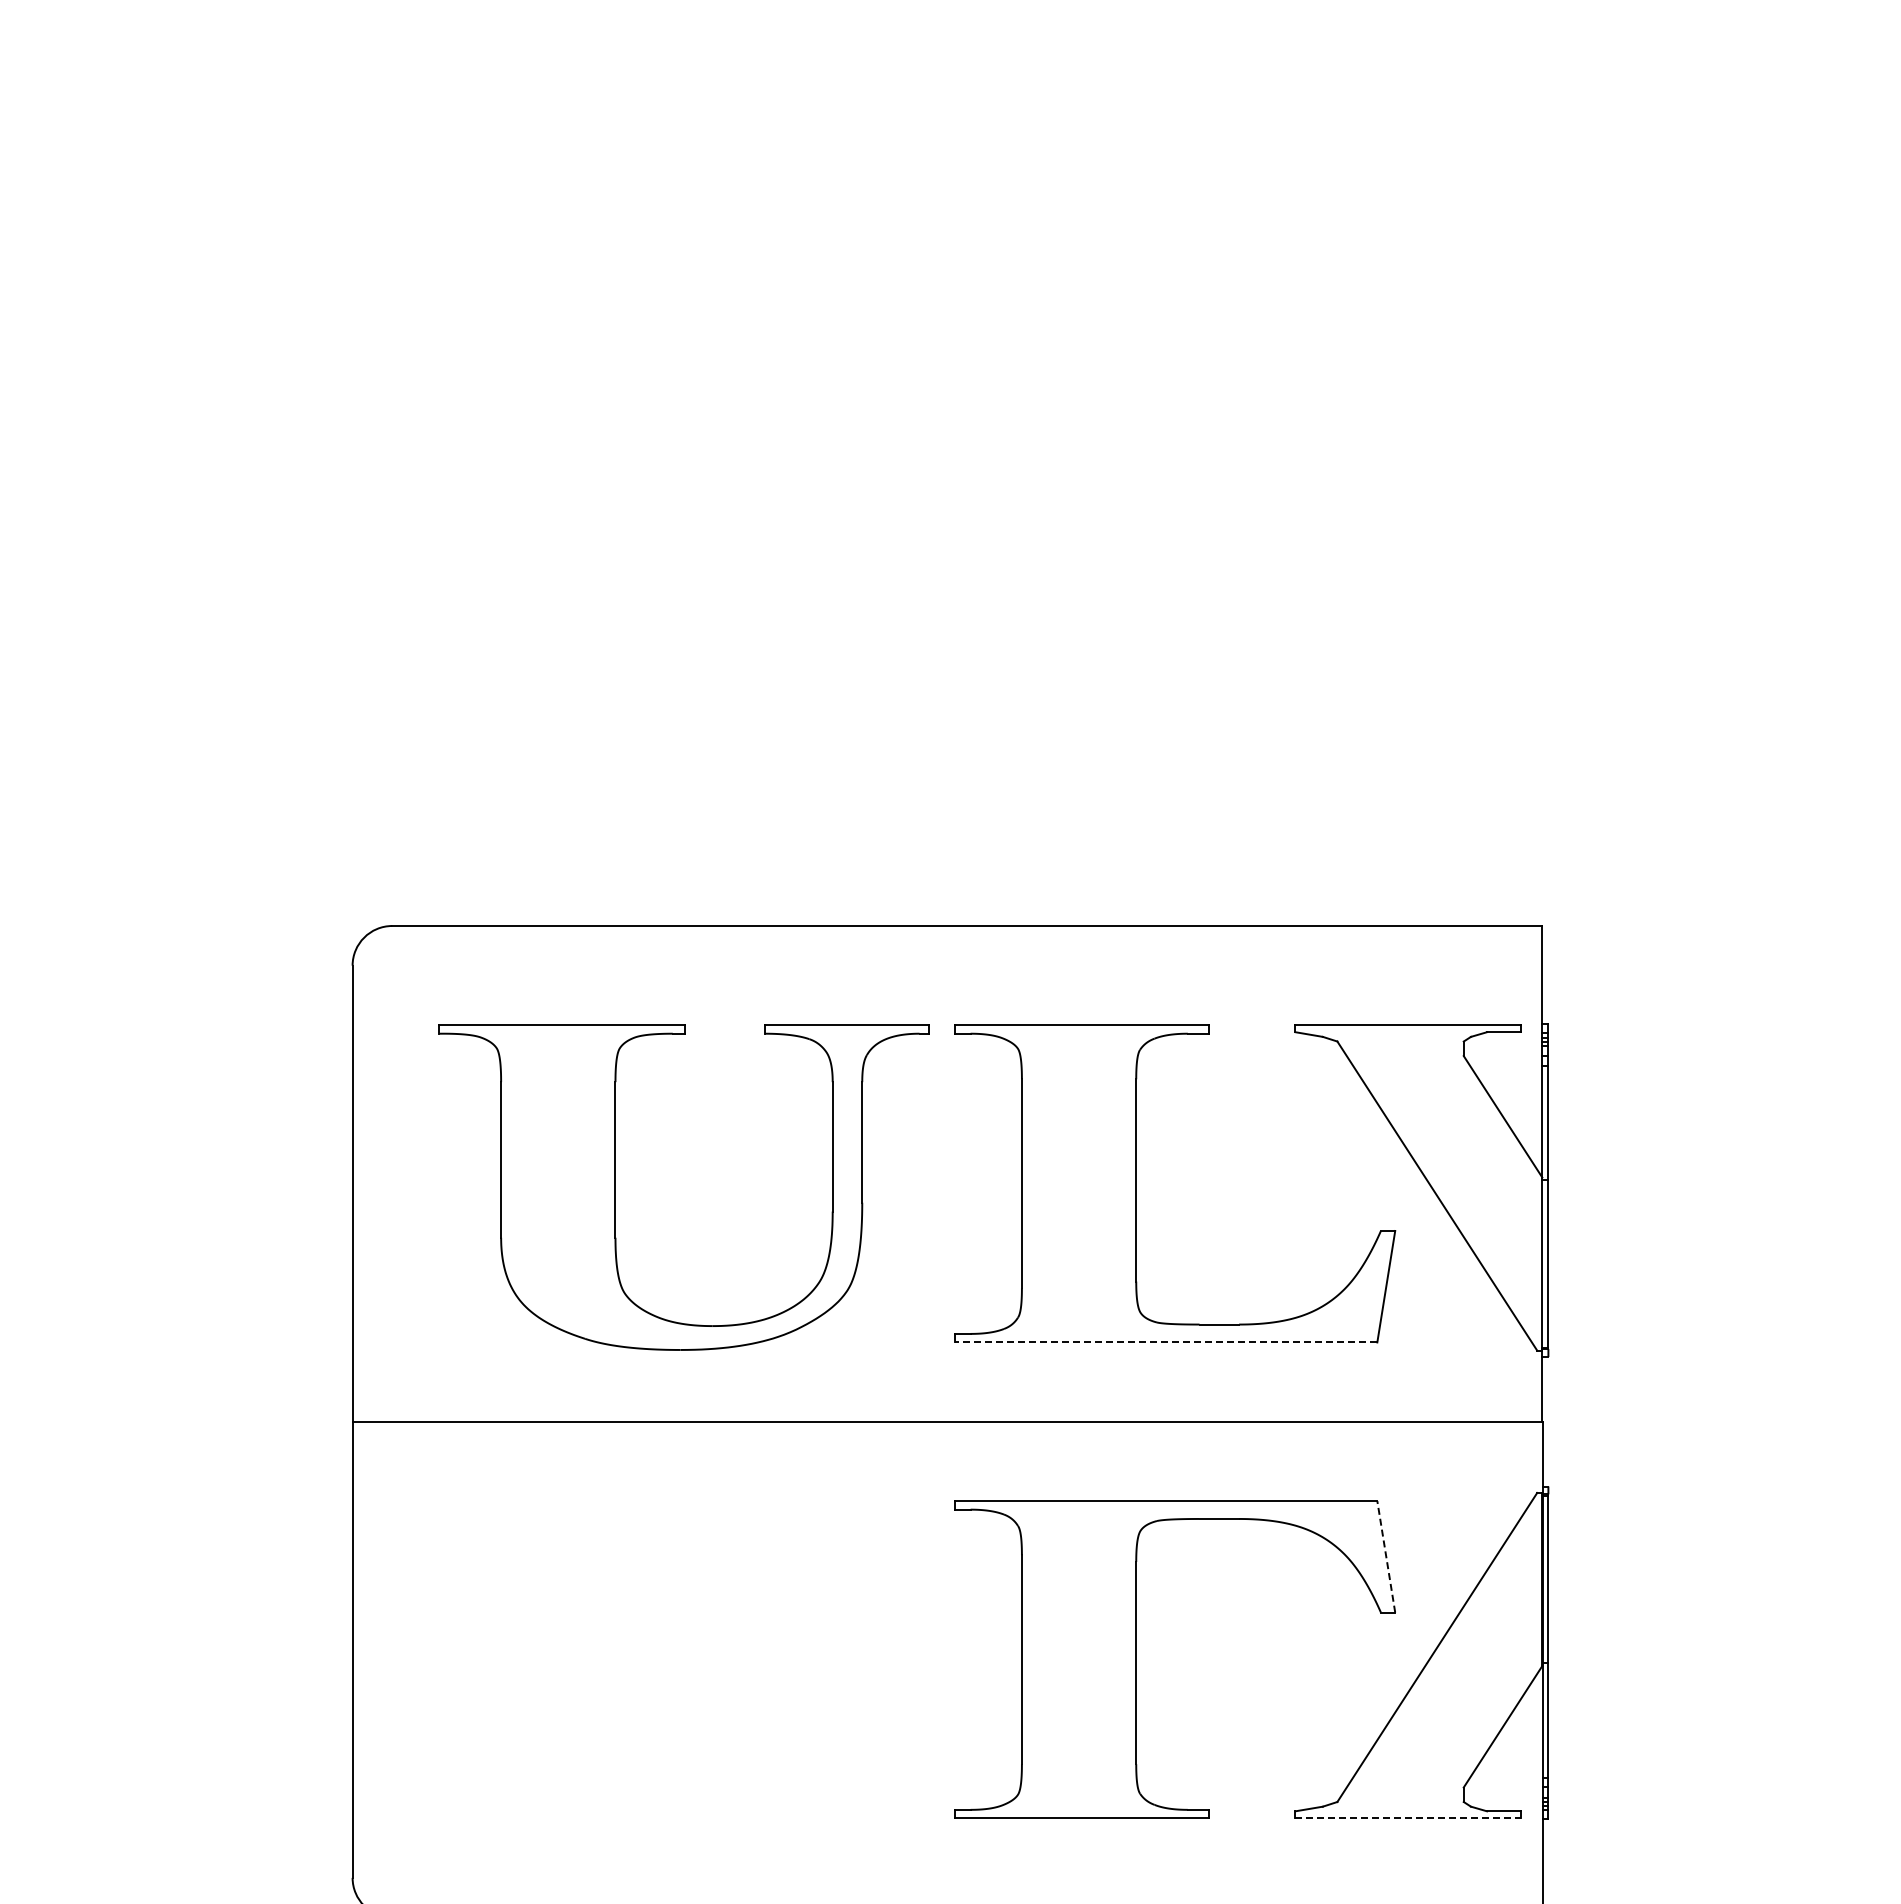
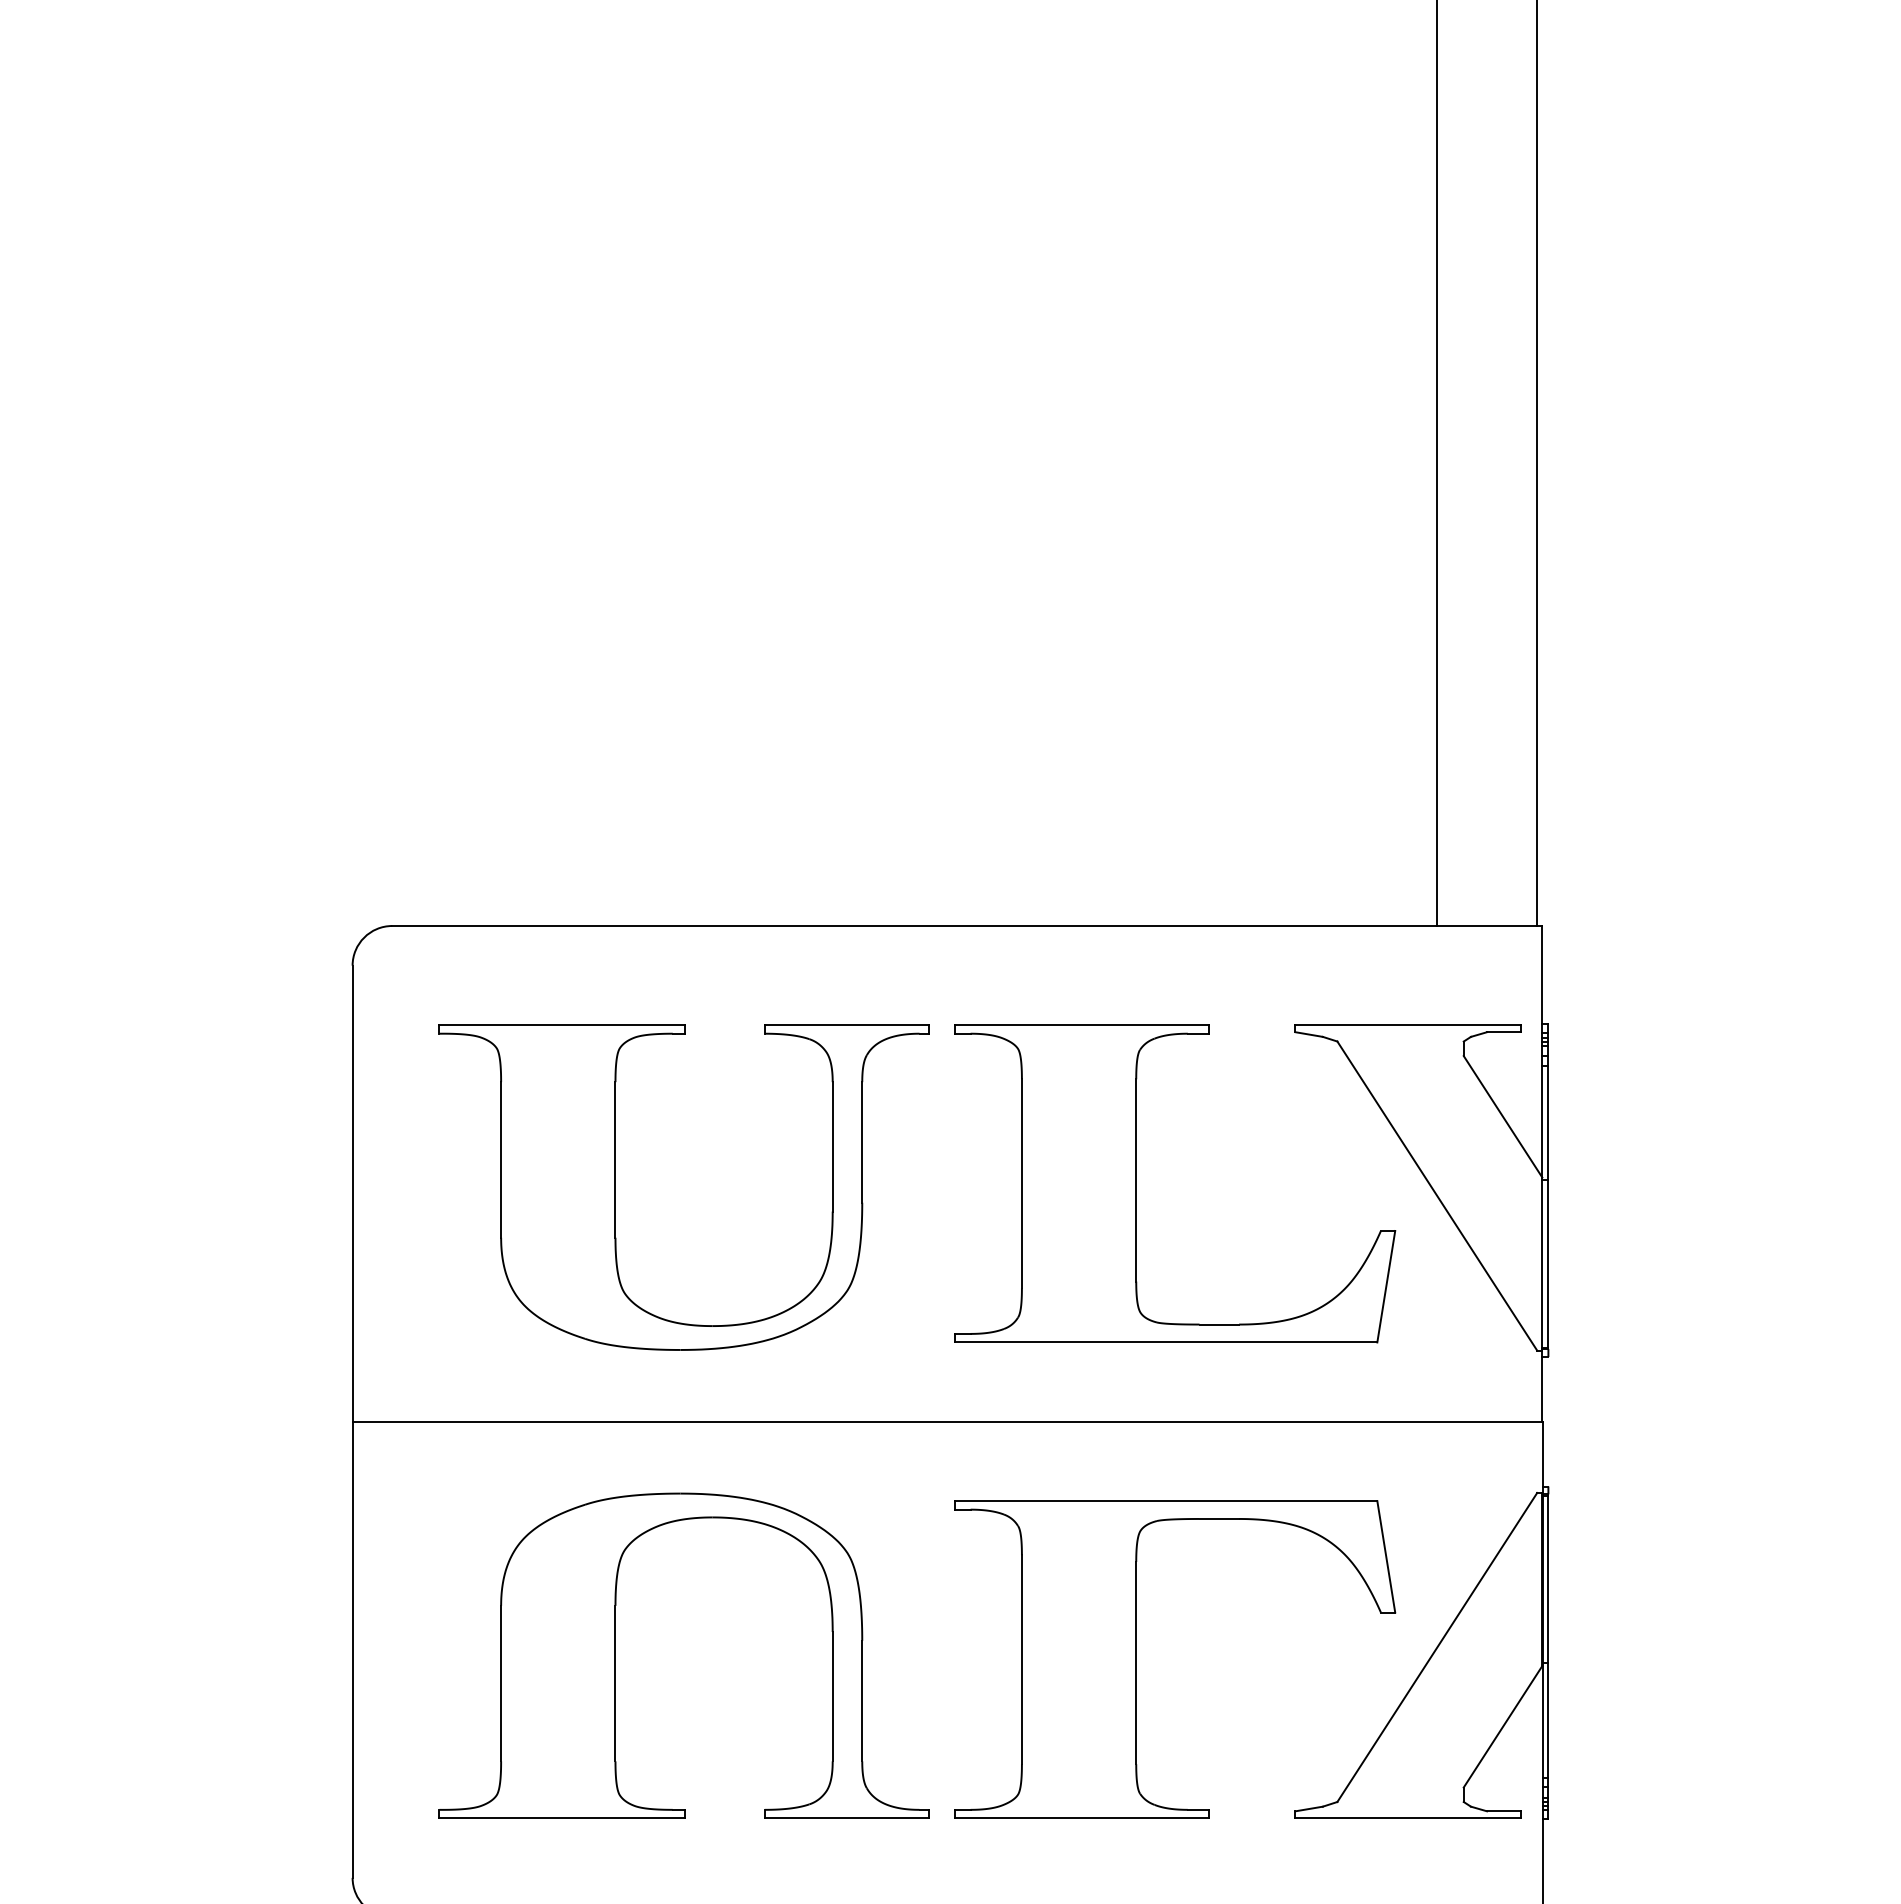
line: none -> present (1437, 464)
line: none -> present (1536, 464)
line: dashed -> solid (1165, 1342)
line: dashed -> solid (1386, 1556)
part: none -> present (615, 1655)
line: dashed -> solid (1408, 1818)
